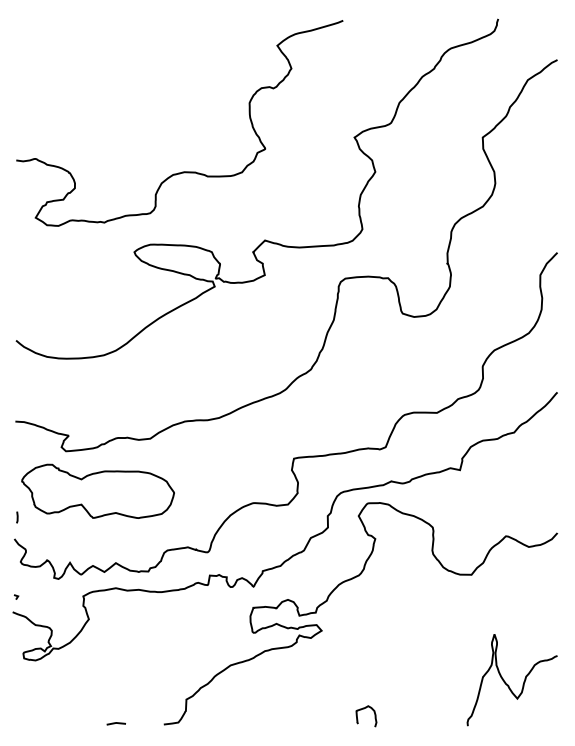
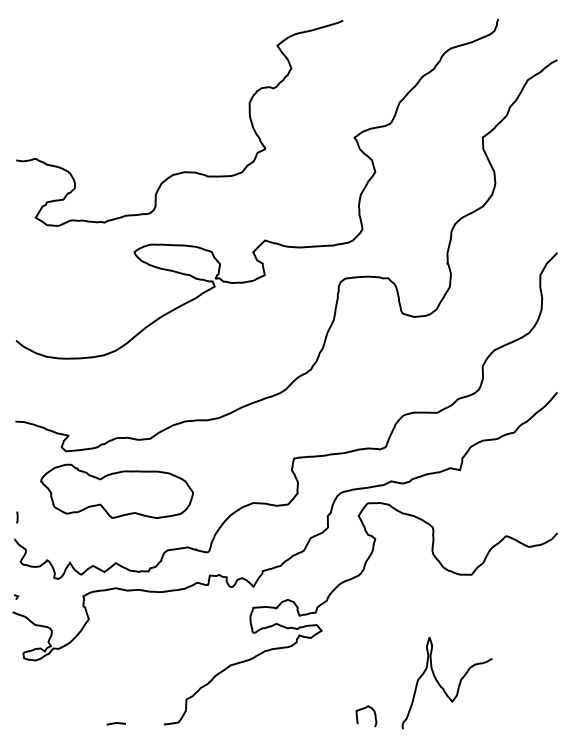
part position: (97, 490) -> (116, 490) (116, 490)
curve position: (508, 684) -> (443, 687) (443, 687)
